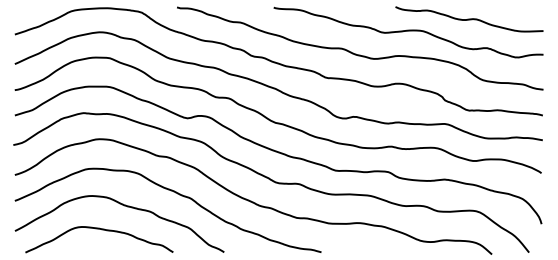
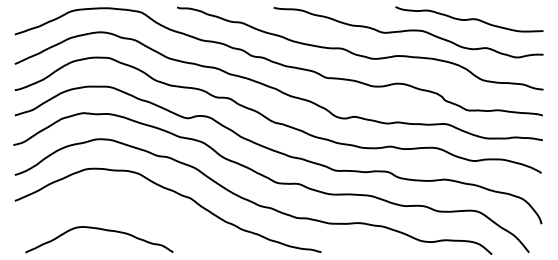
curve: present -> none (124, 206)
